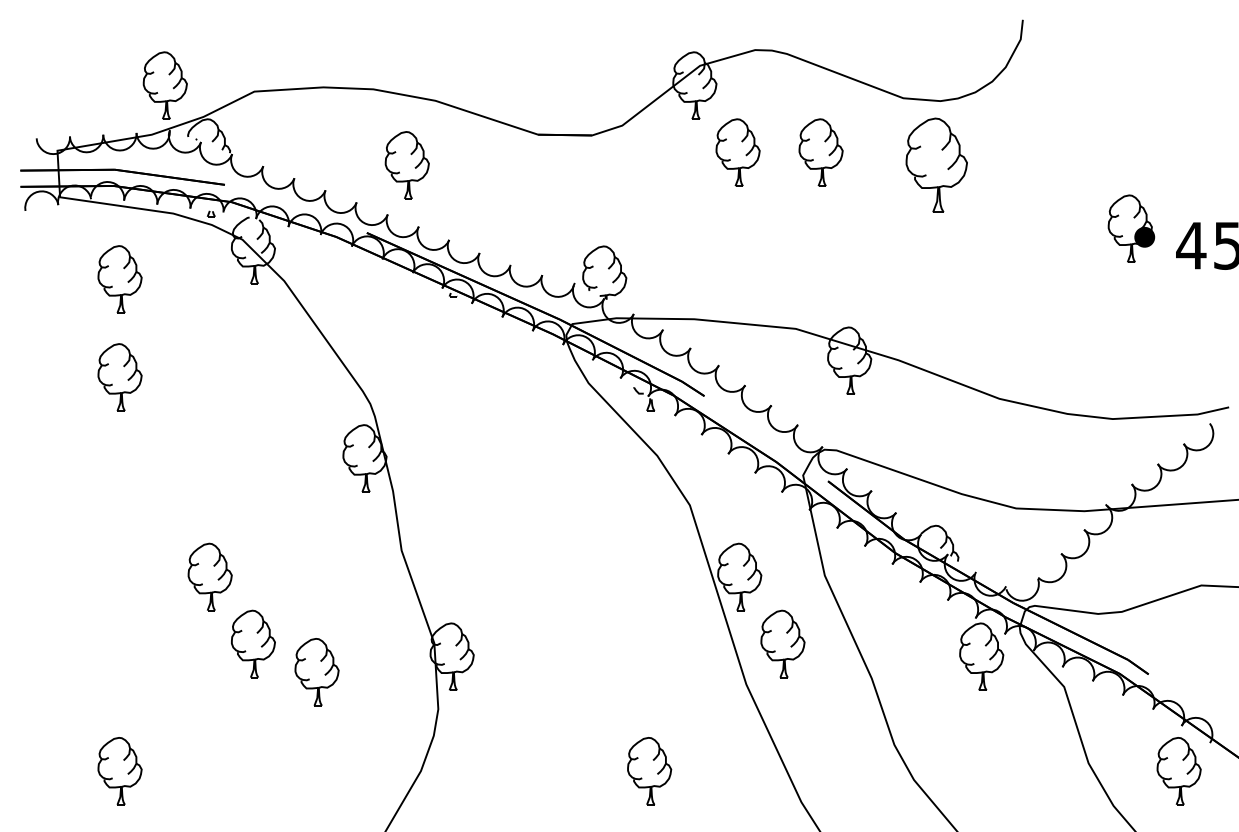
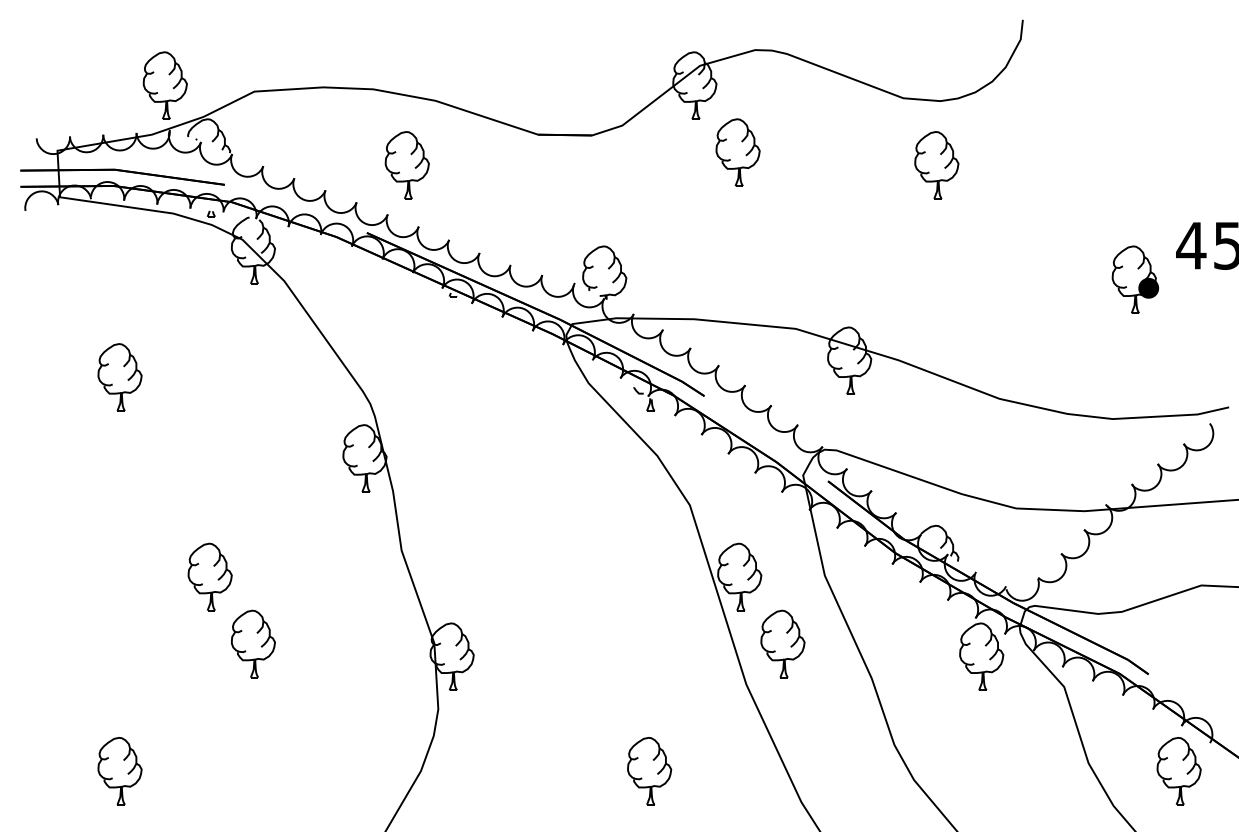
part: present -> none (820, 152)
part size: 63x96 px -> 46x69 px (936, 165)
part position: (1131, 228) -> (1135, 279) (1135, 279)
part: present -> none (119, 279)
part: present -> none (316, 672)
